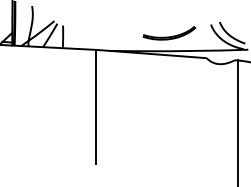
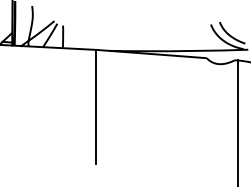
part: present -> none (169, 33)
